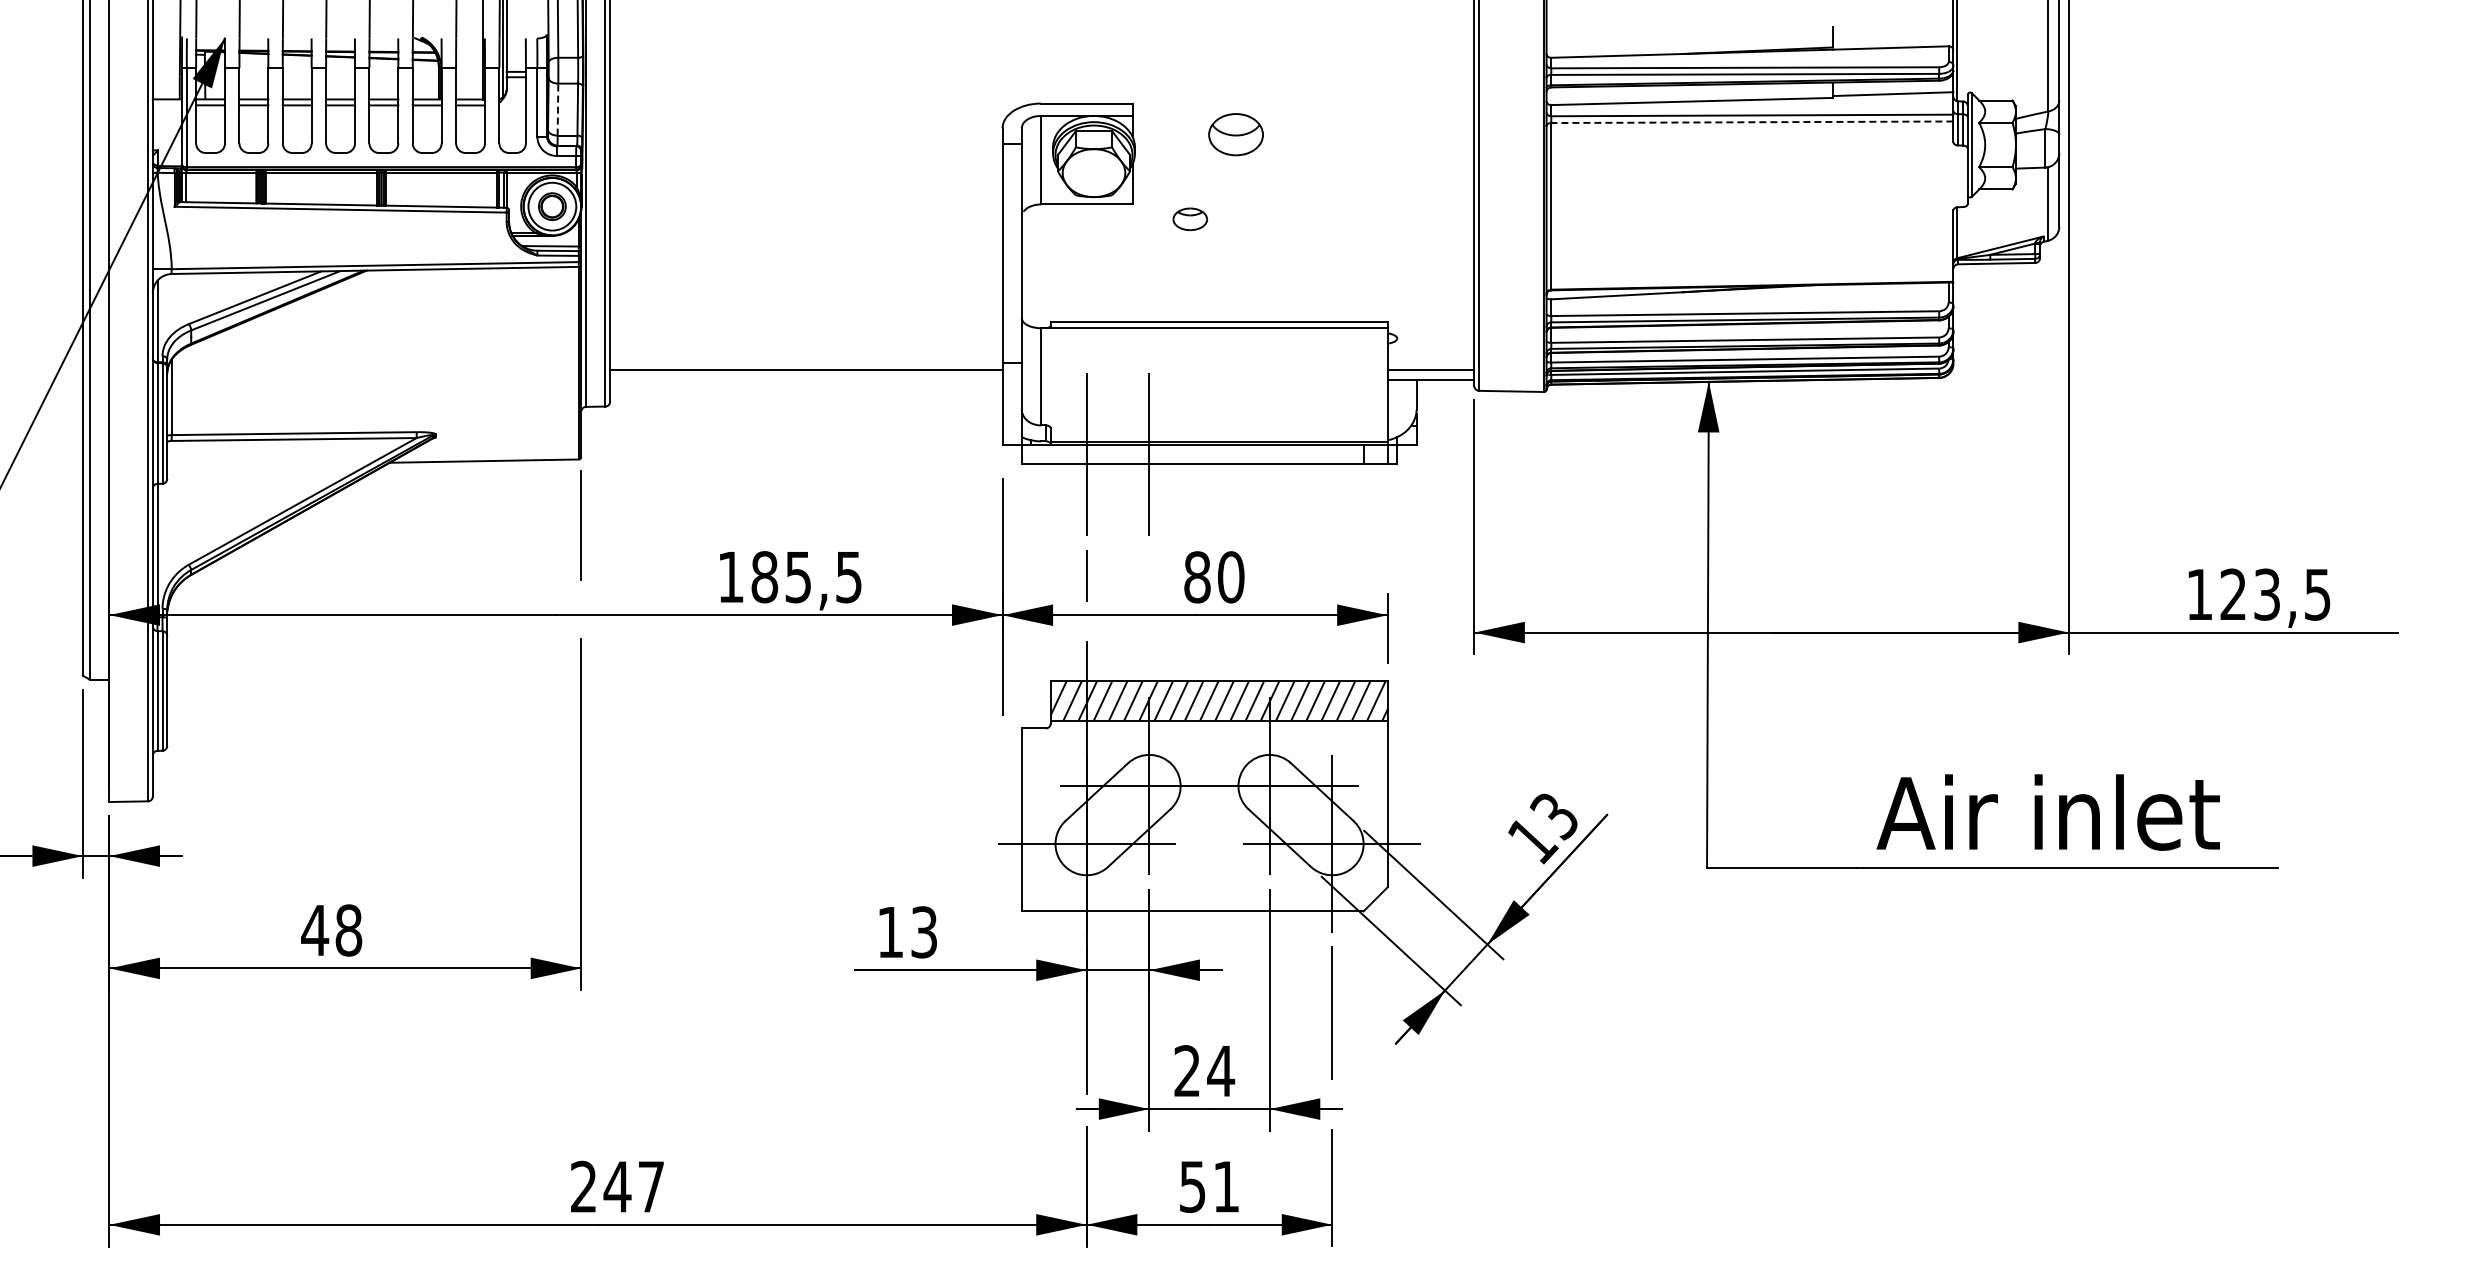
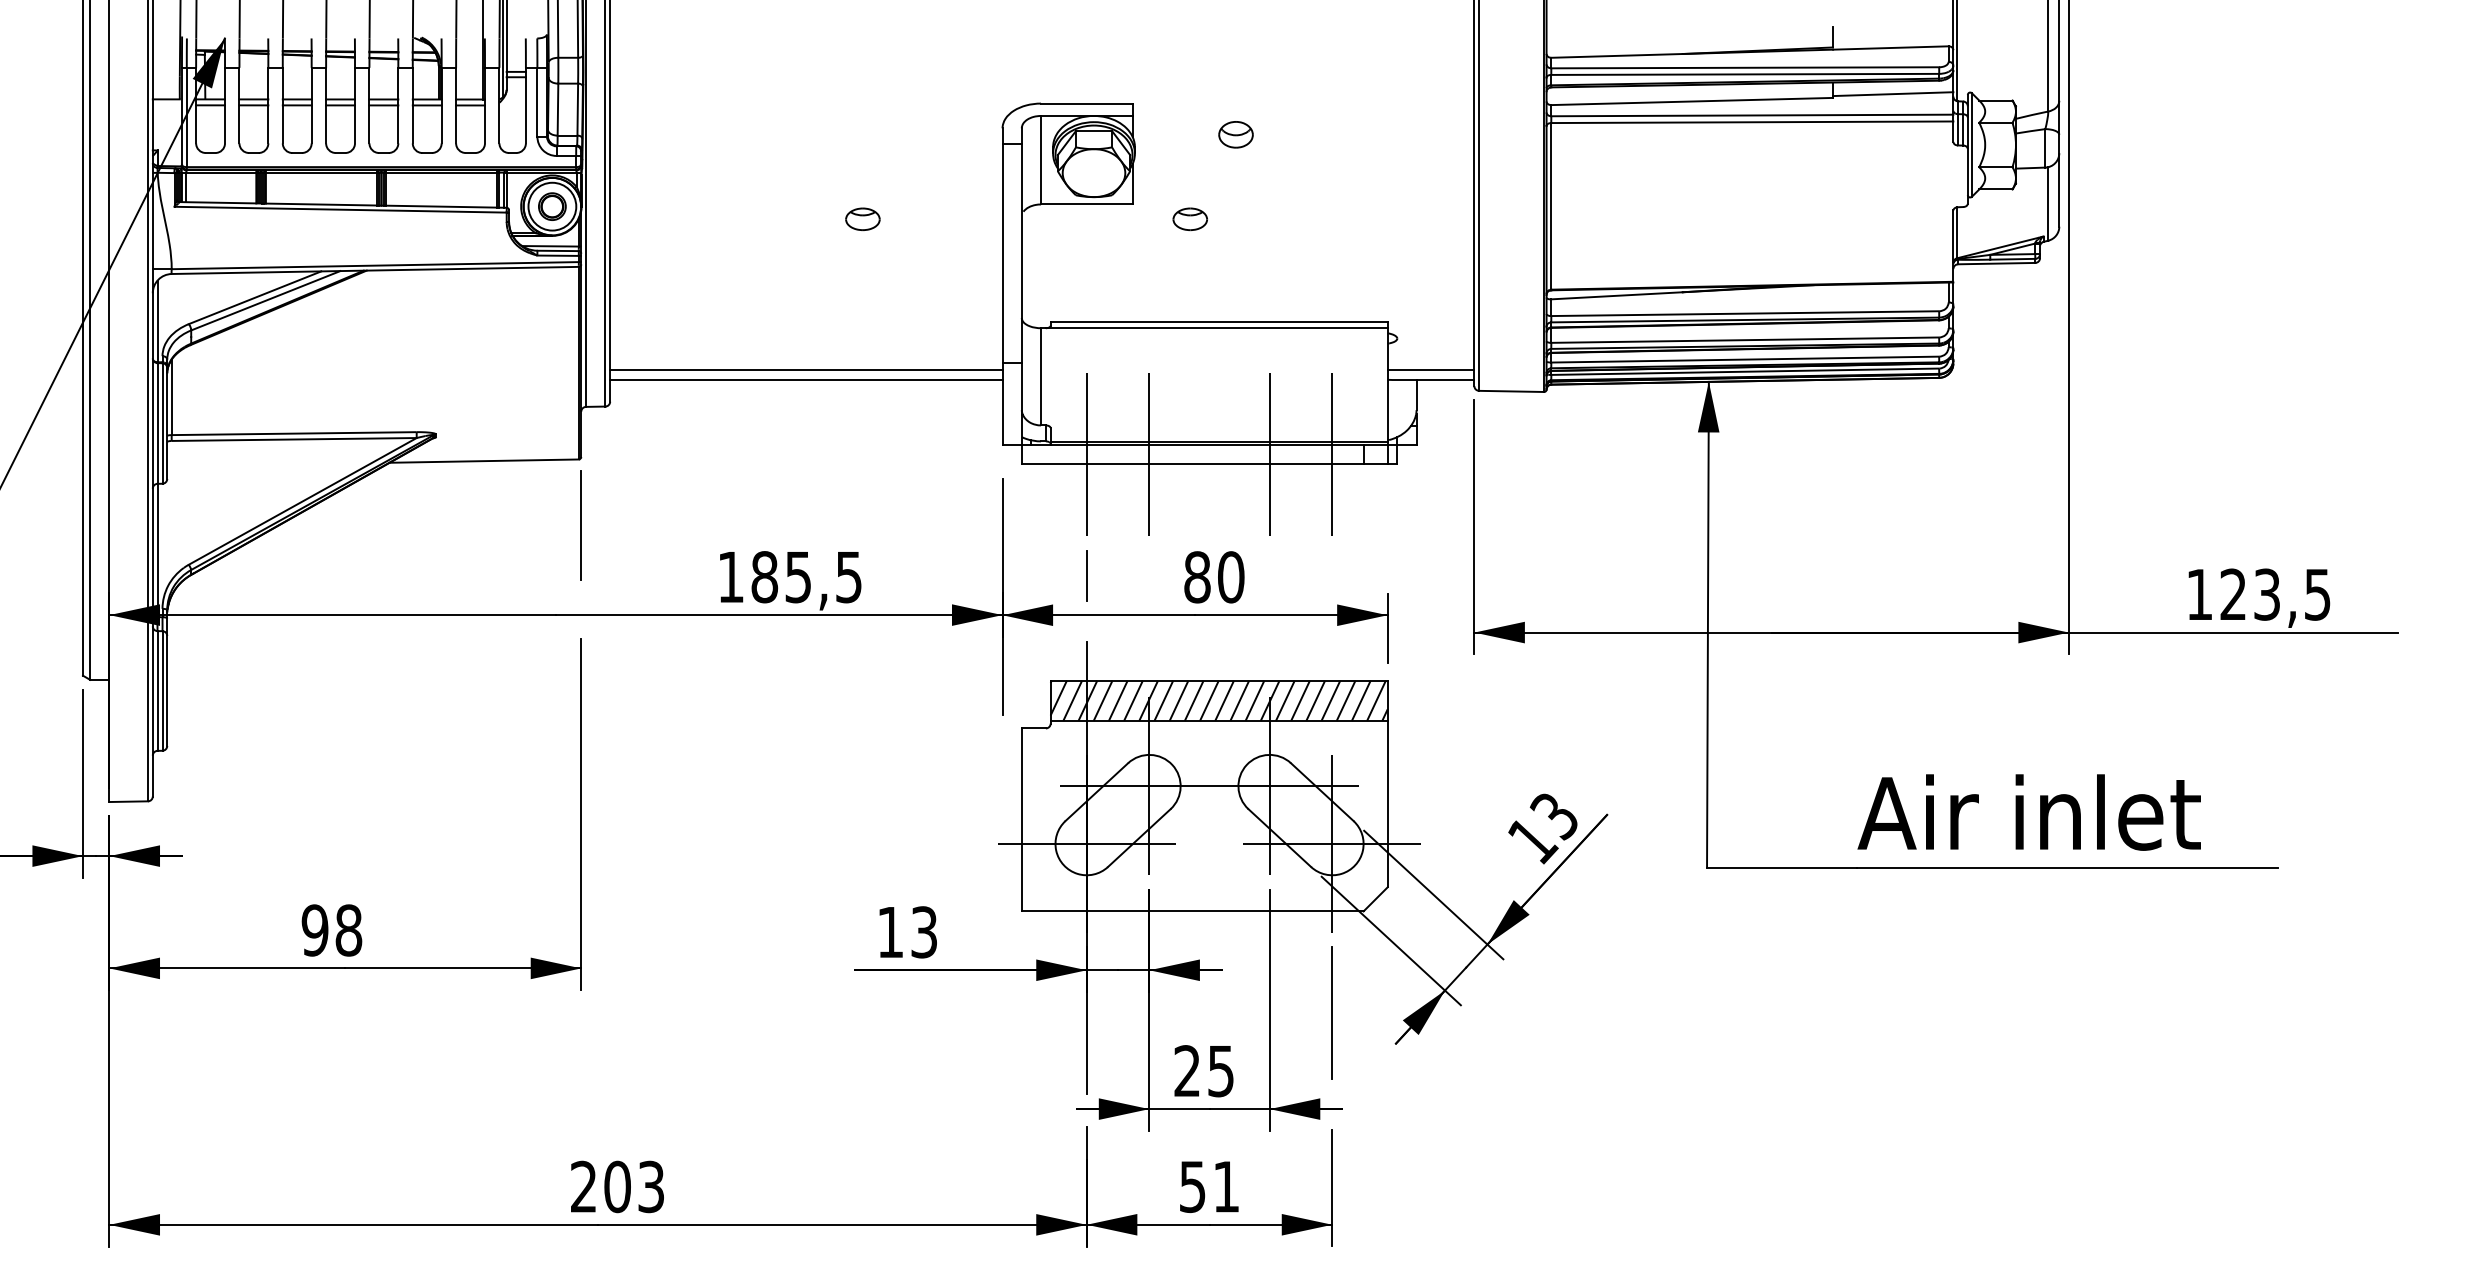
line: dashed -> solid (557, 109)
line: dashed -> solid (1751, 122)
part size: 56x44 px -> 36x28 px (1235, 134)
part: none -> present (862, 218)
line: none -> present (806, 380)
line: none -> present (1269, 454)
line: none -> present (1332, 454)
text position: (2047, 812) -> (2028, 812) (2028, 812)
text: 48 -> 98 (315, 930)
text: 24 -> 25 (1221, 1071)
text: 247 -> 203 (633, 1186)
